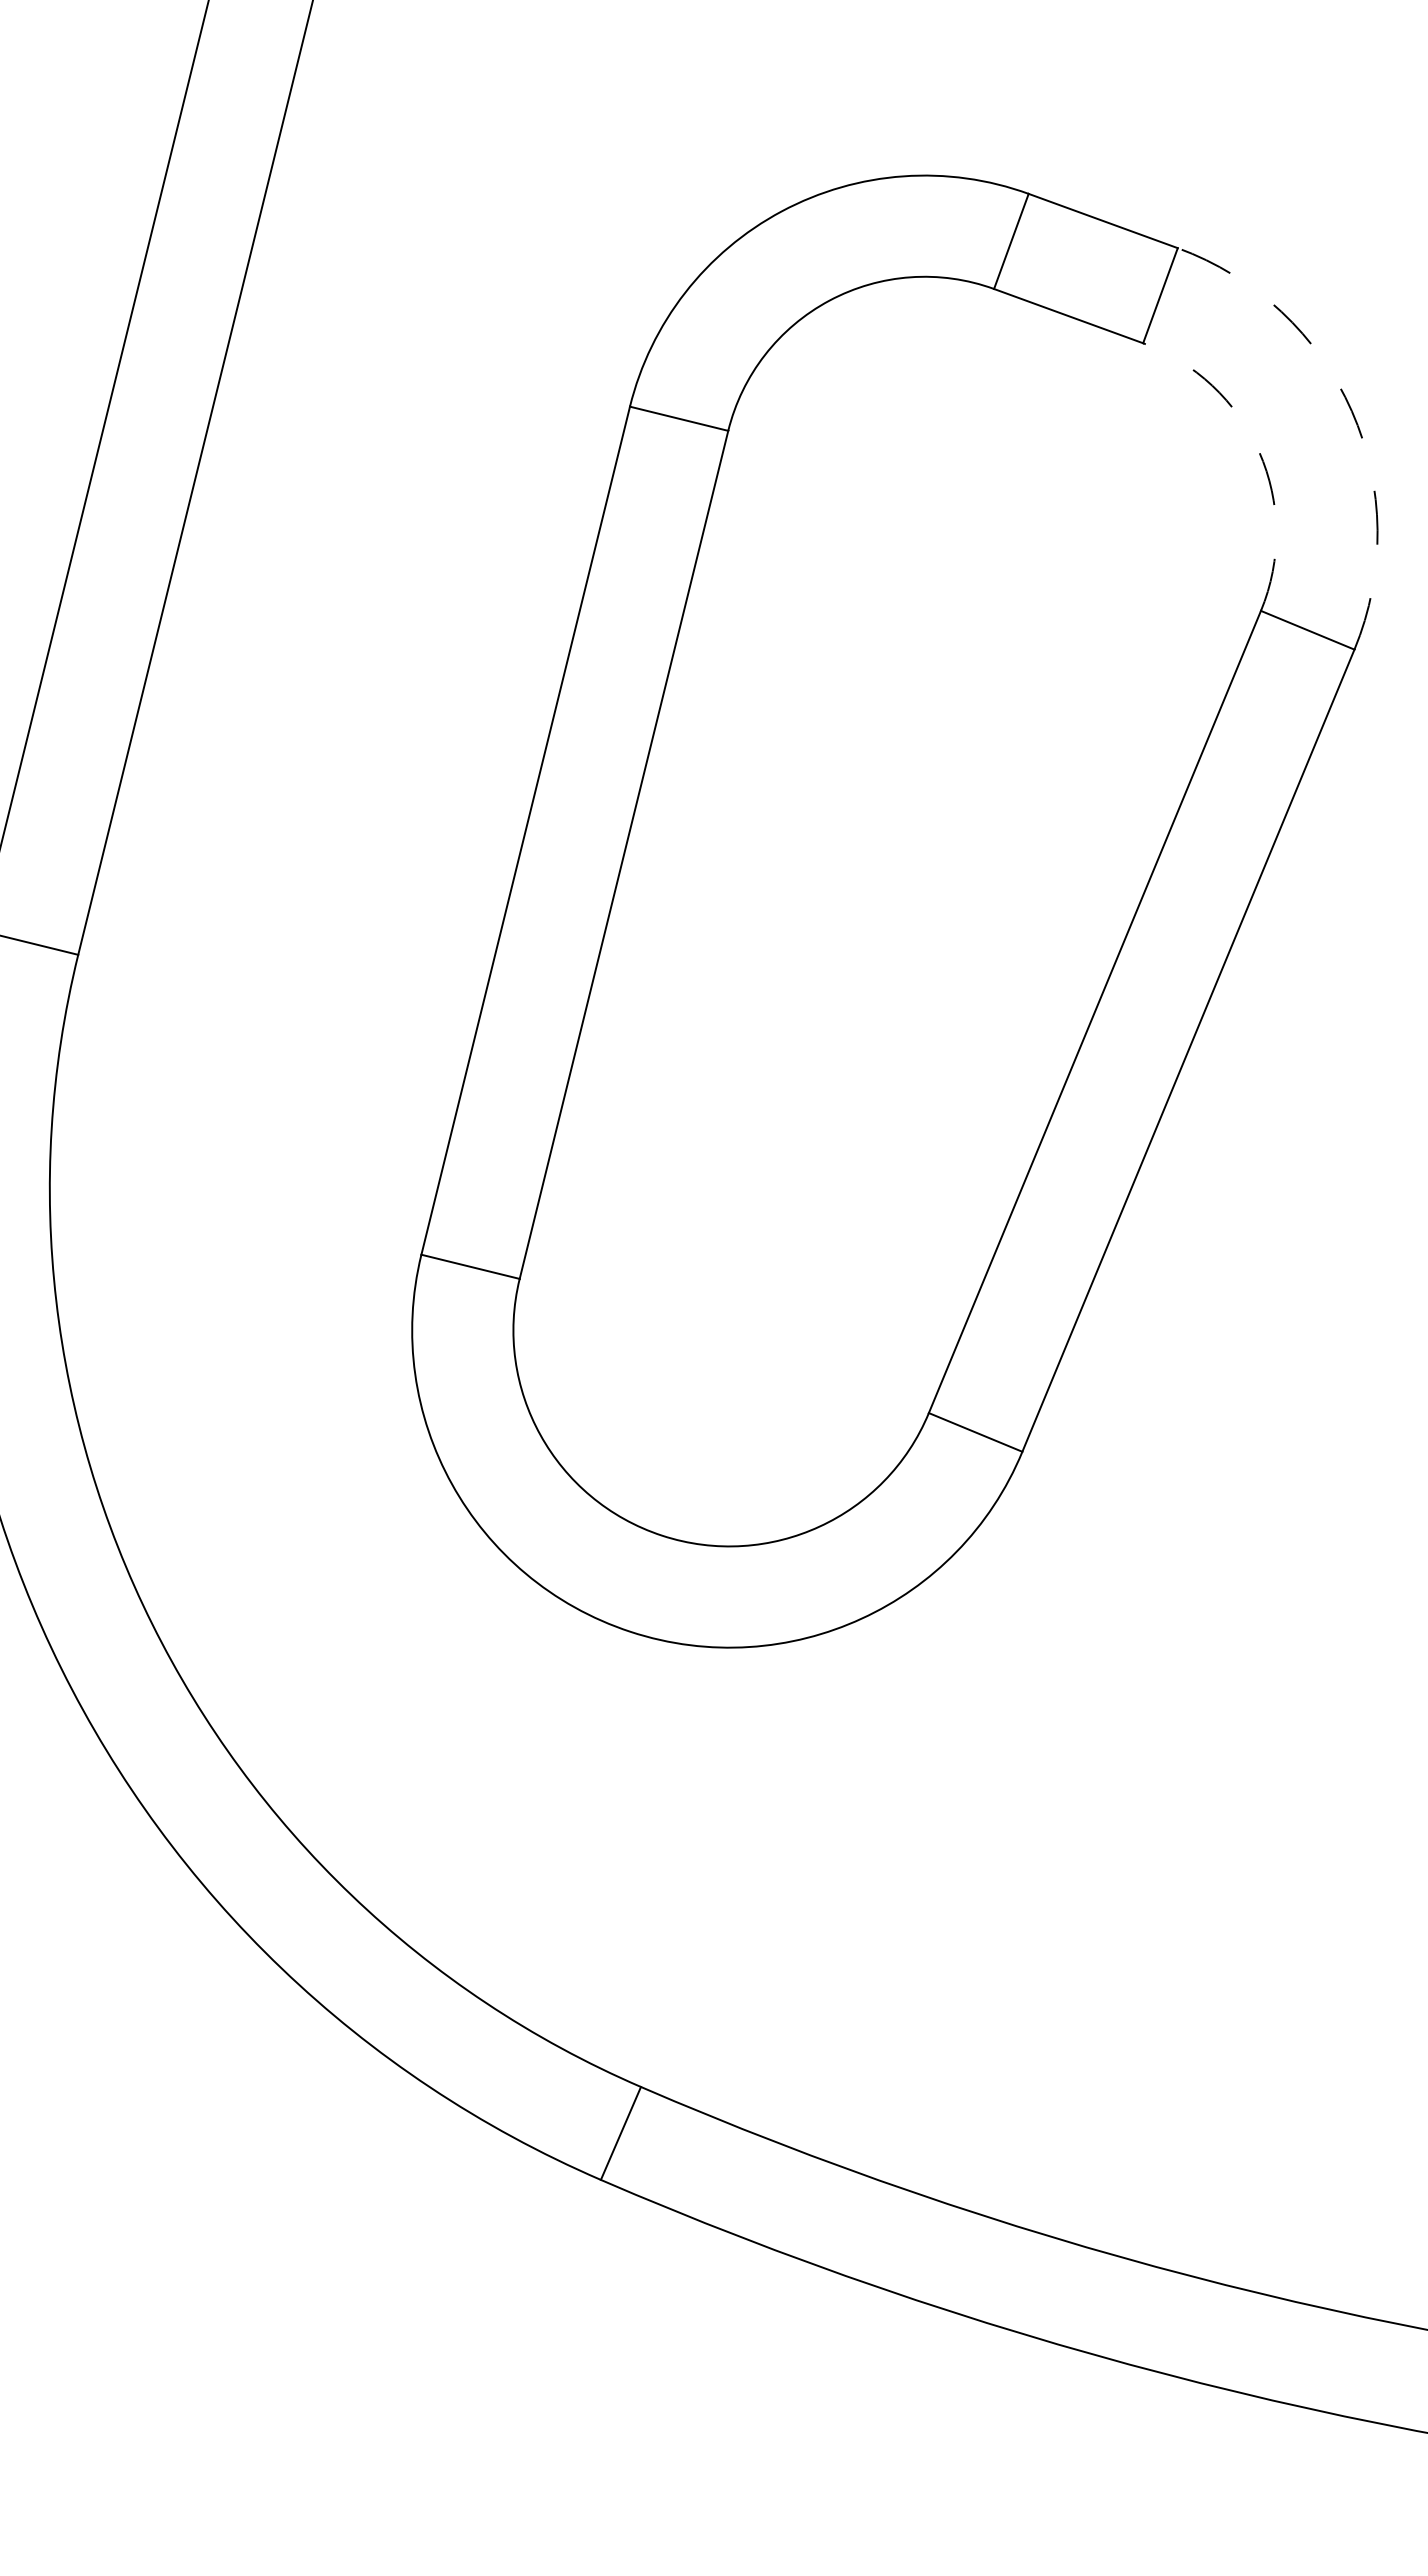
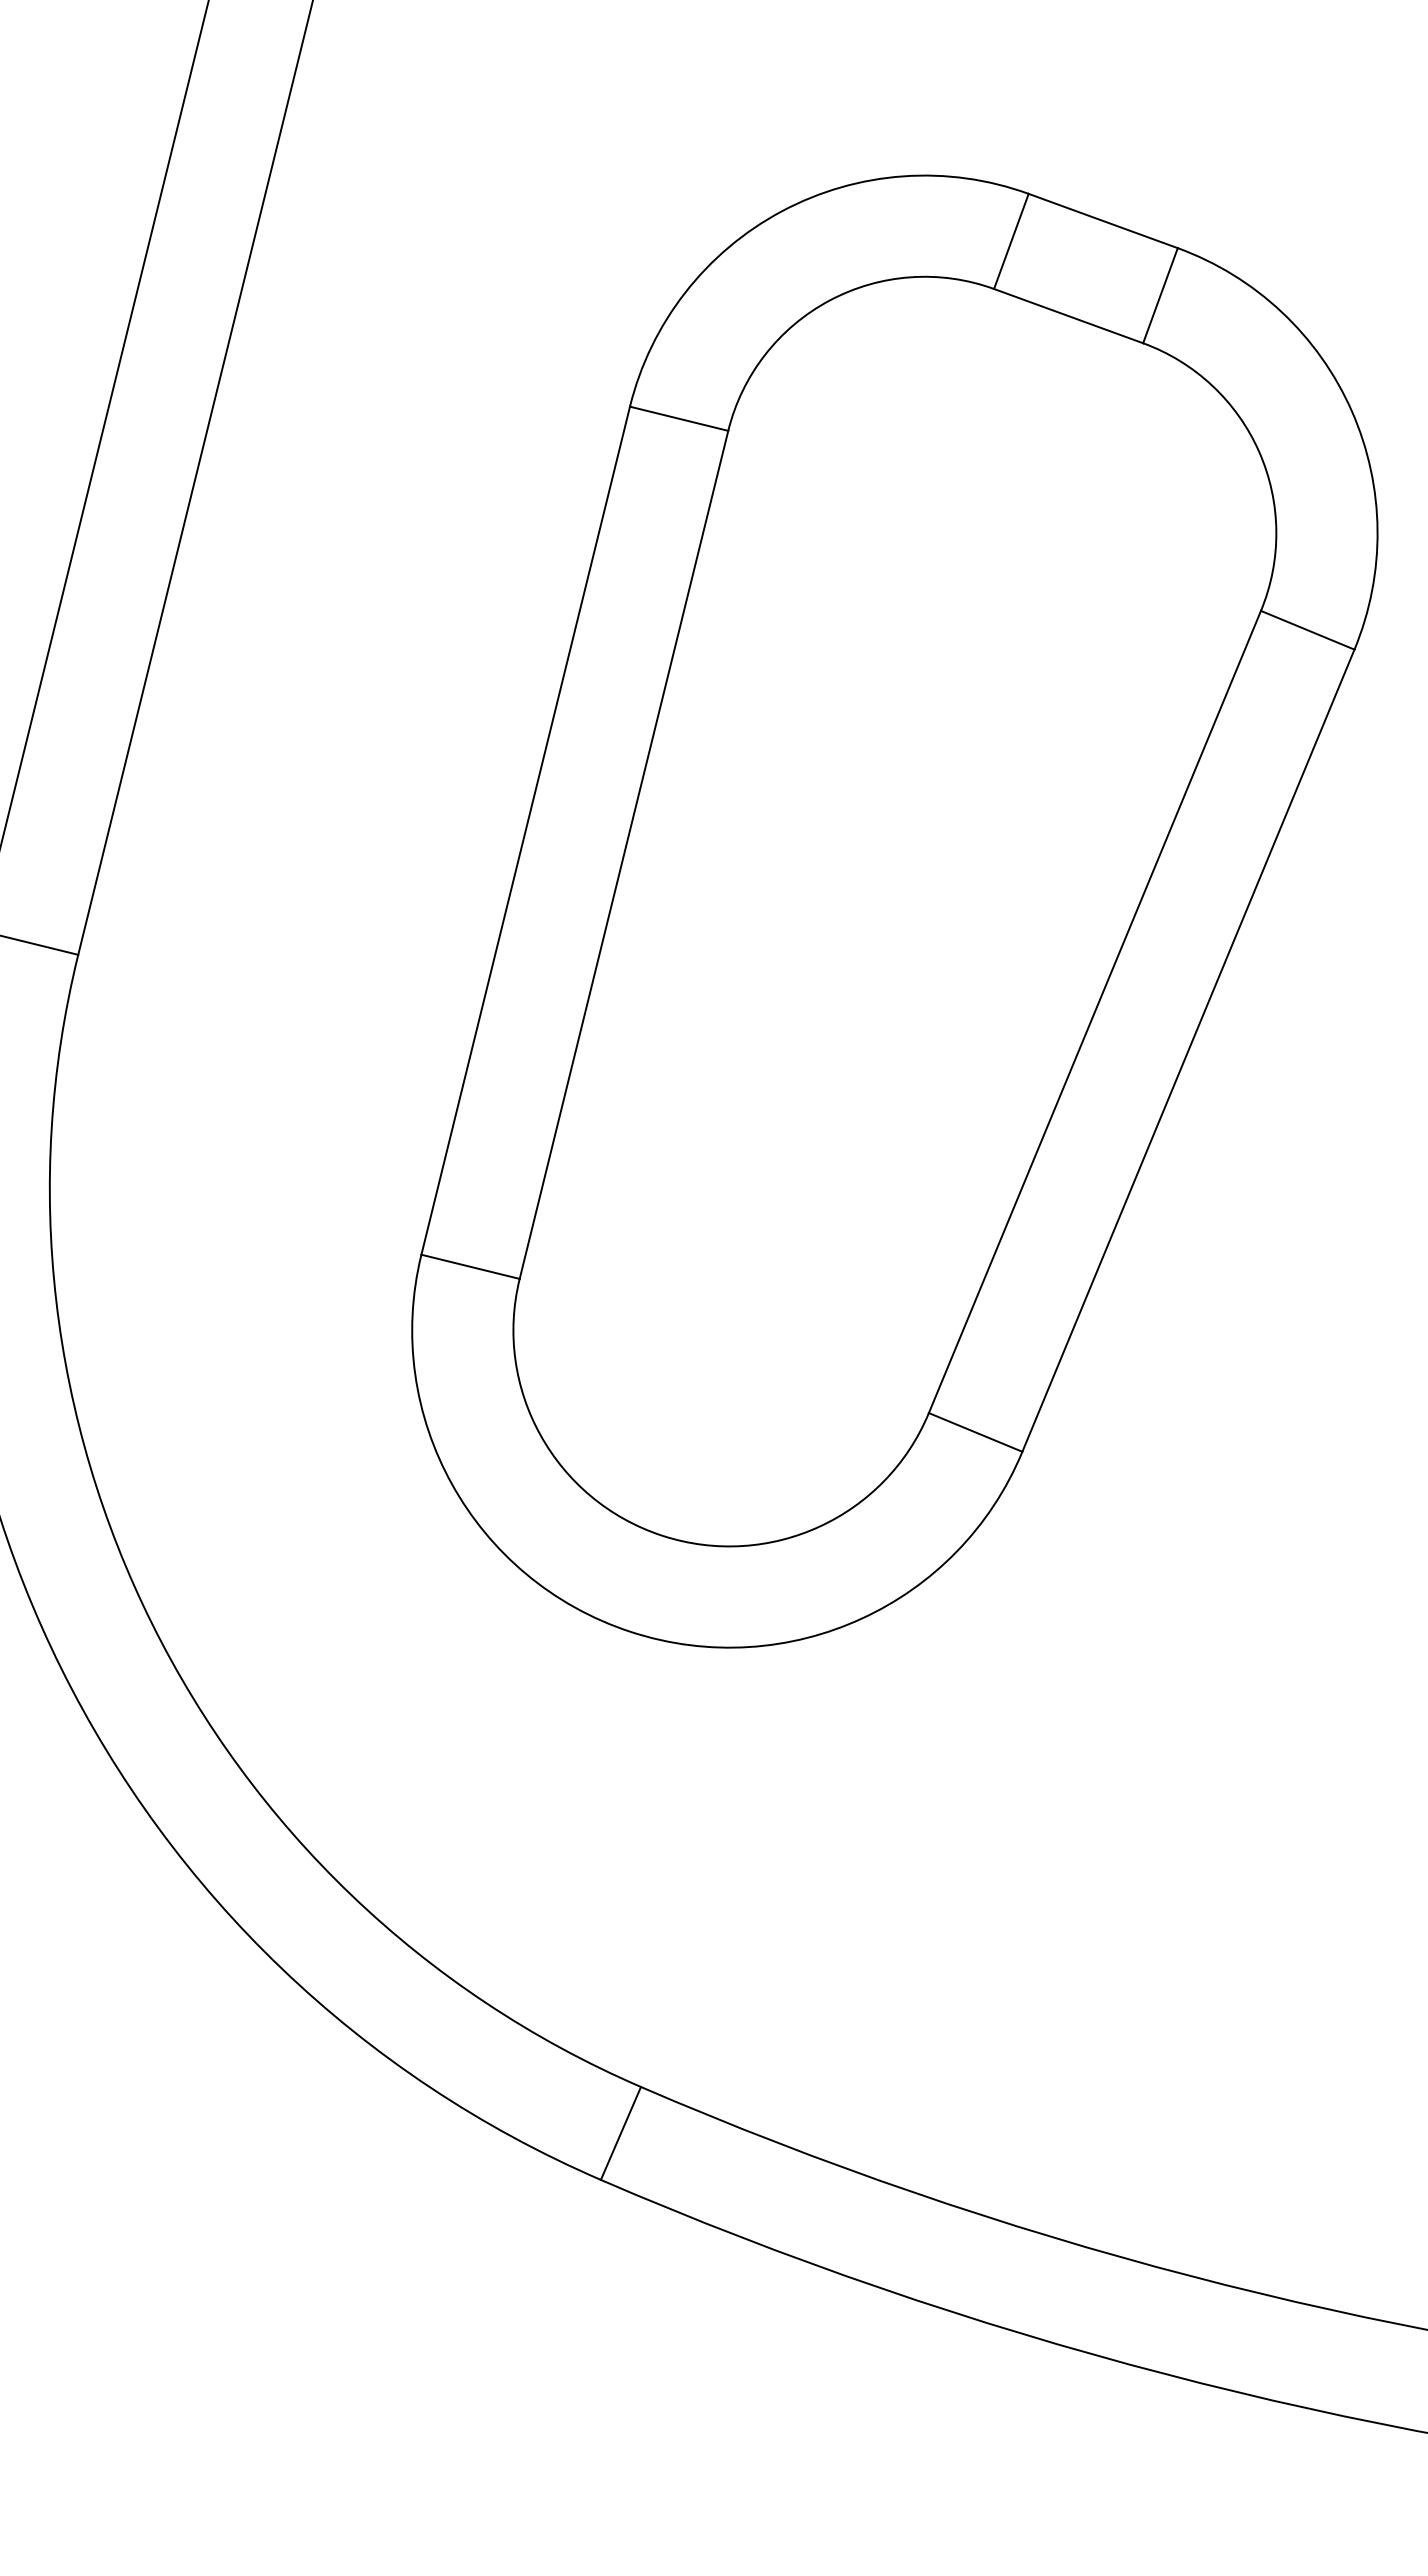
arc: dashed -> solid (1351, 411)
arc: dashed -> solid (1259, 451)
